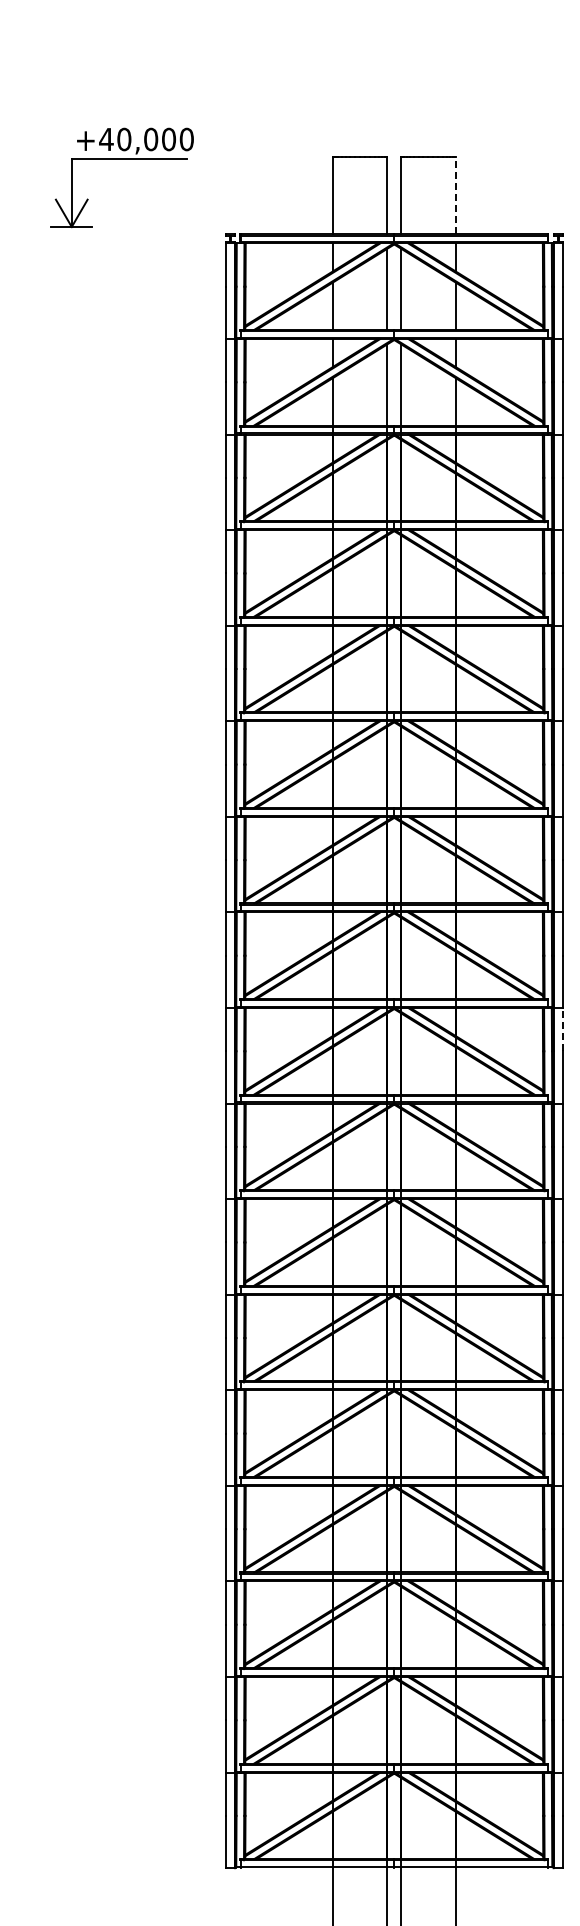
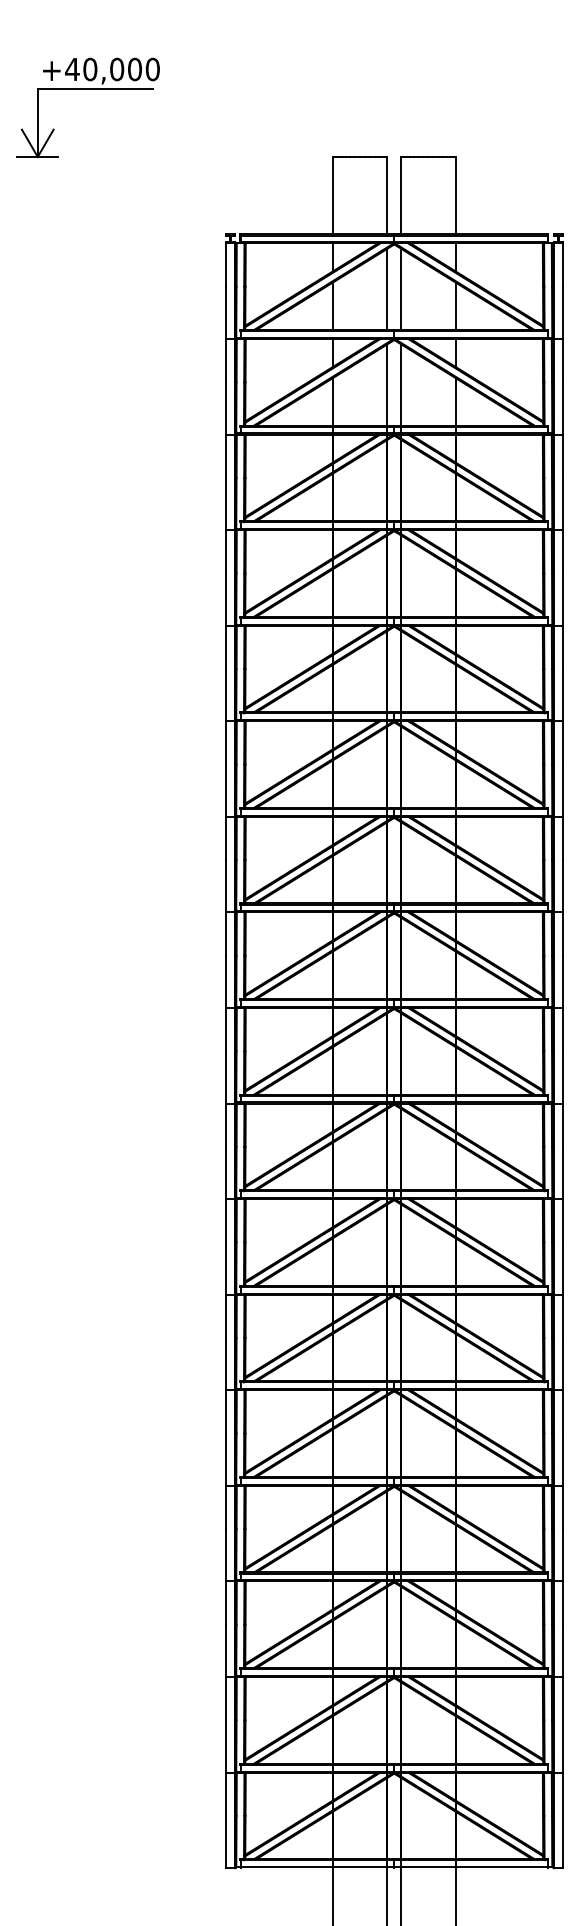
part position: (121, 159) -> (87, 89) (87, 89)
line: dashed -> solid (455, 195)
line: dashed -> solid (562, 1029)
